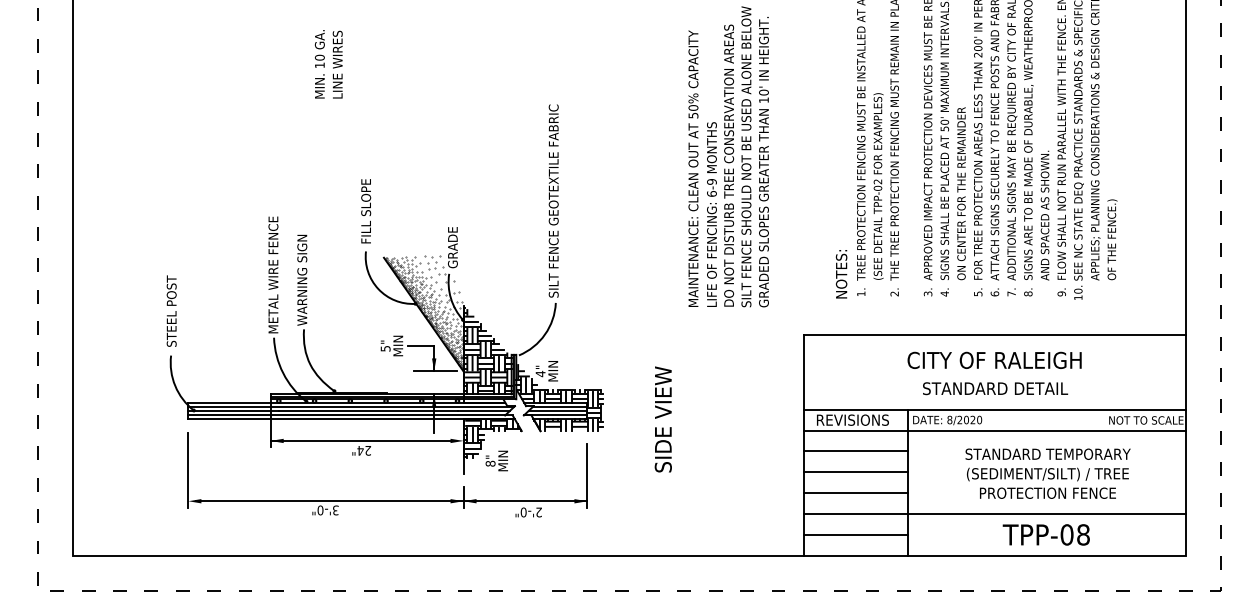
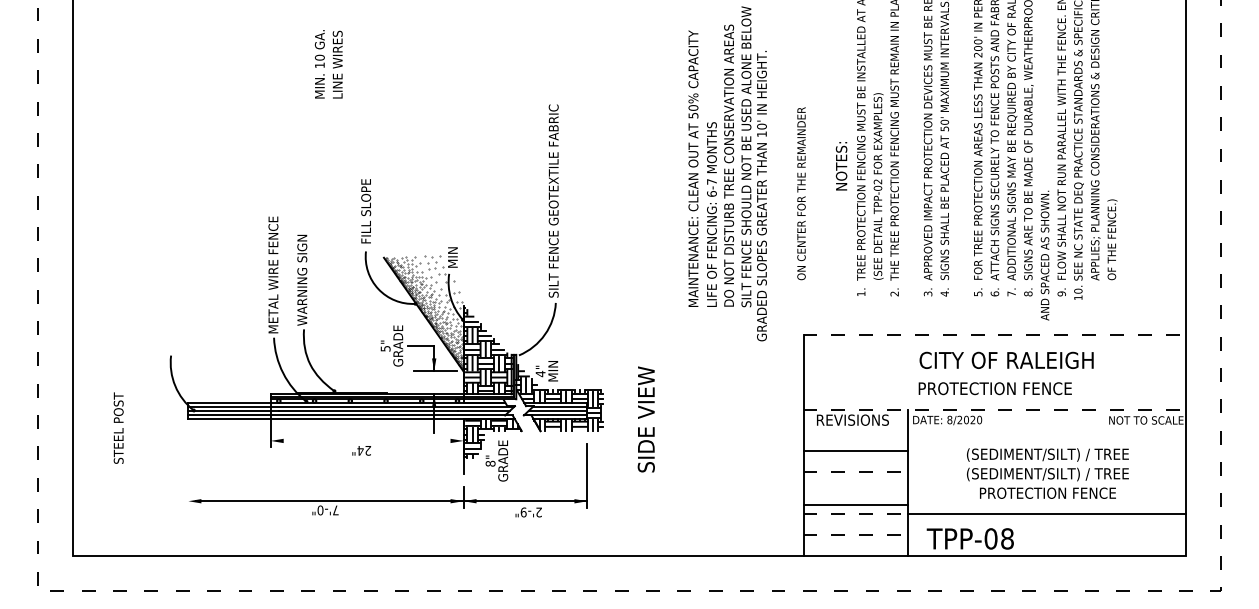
text position: (763, 162) -> (761, 196) (761, 196)
text: 6-9 -> 6-7 (711, 181)
text position: (961, 193) -> (801, 193) (801, 193)
text position: (1044, 215) -> (1044, 255) (1044, 255)
text: GRADE -> MIN (452, 247)
text position: (841, 274) -> (841, 166) (841, 166)
text position: (171, 310) -> (118, 427) (118, 427)
line: solid -> dashed (995, 335)
text: MIN -> GRADE (398, 345)
text position: (994, 359) -> (1006, 359) (1006, 359)
text: STANDARD DETAIL -> PROTECTION FENCE (994, 388)
line: solid -> dashed (995, 409)
text position: (662, 419) -> (645, 419) (645, 419)
line: present -> none (994, 430)
line: present -> none (360, 440)
text: STANDARD TEMPORARY -> (SEDIMENT/SILT) / TREE (1047, 454)
text: MIN -> GRADE (503, 460)
line: present -> none (188, 470)
line: solid -> dashed (856, 472)
line position: (855, 493) -> (855, 505) (855, 505)
text: 3'-0" -> 7'-0" (335, 510)
text: 2'-0" -> 2'-9" (523, 511)
line: solid -> dashed (856, 514)
line: solid -> dashed (856, 534)
text position: (1045, 534) -> (969, 538) (969, 538)
